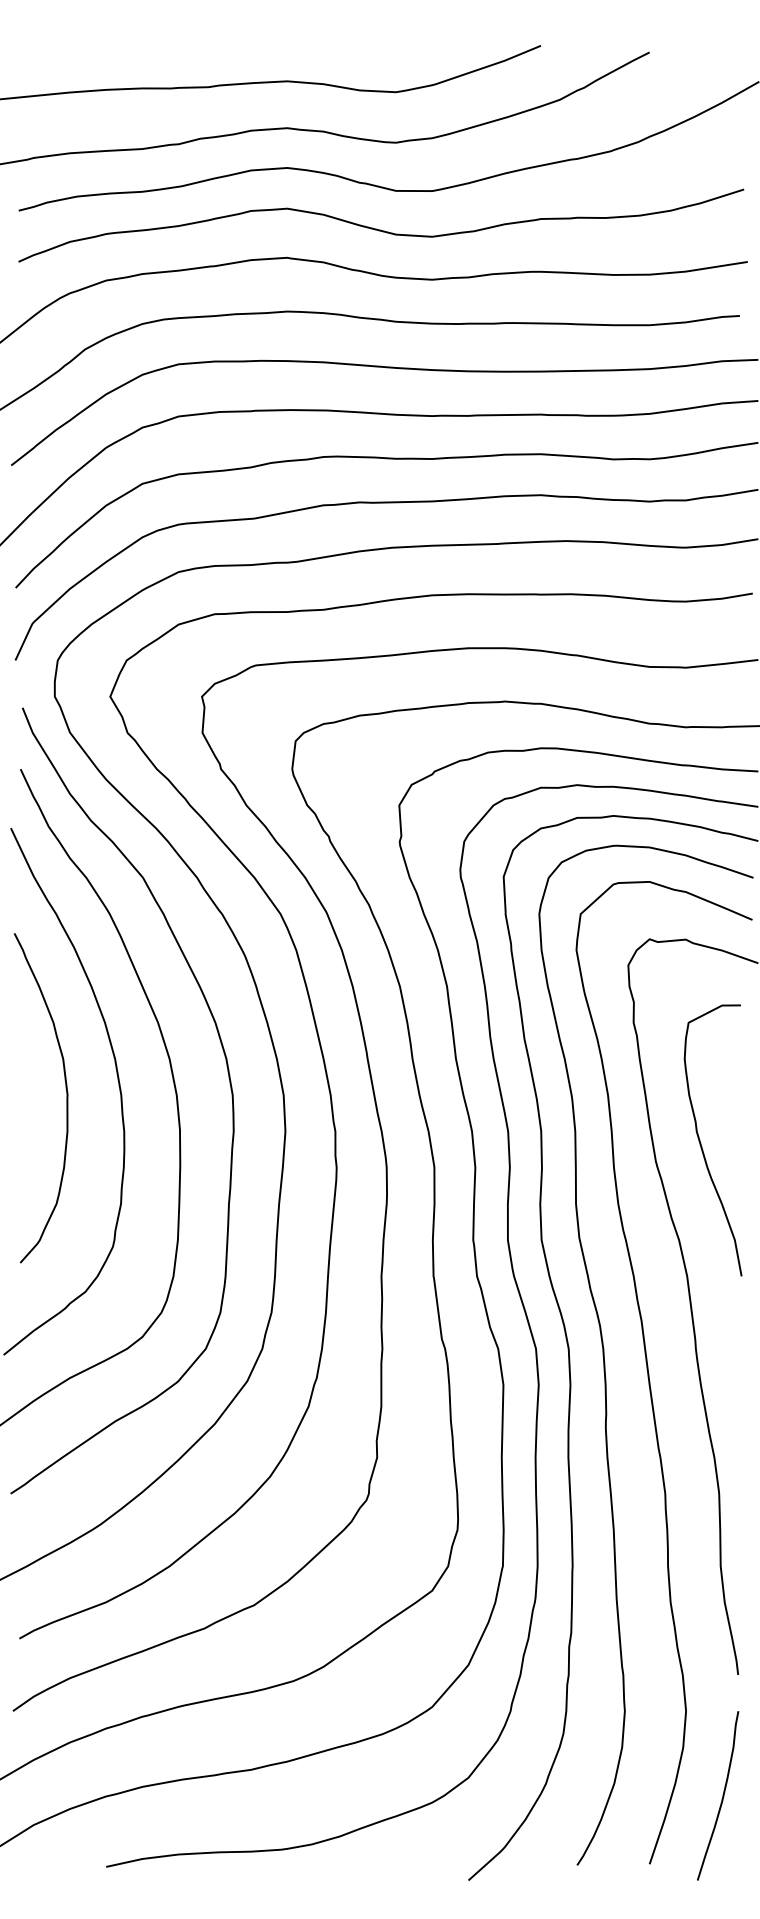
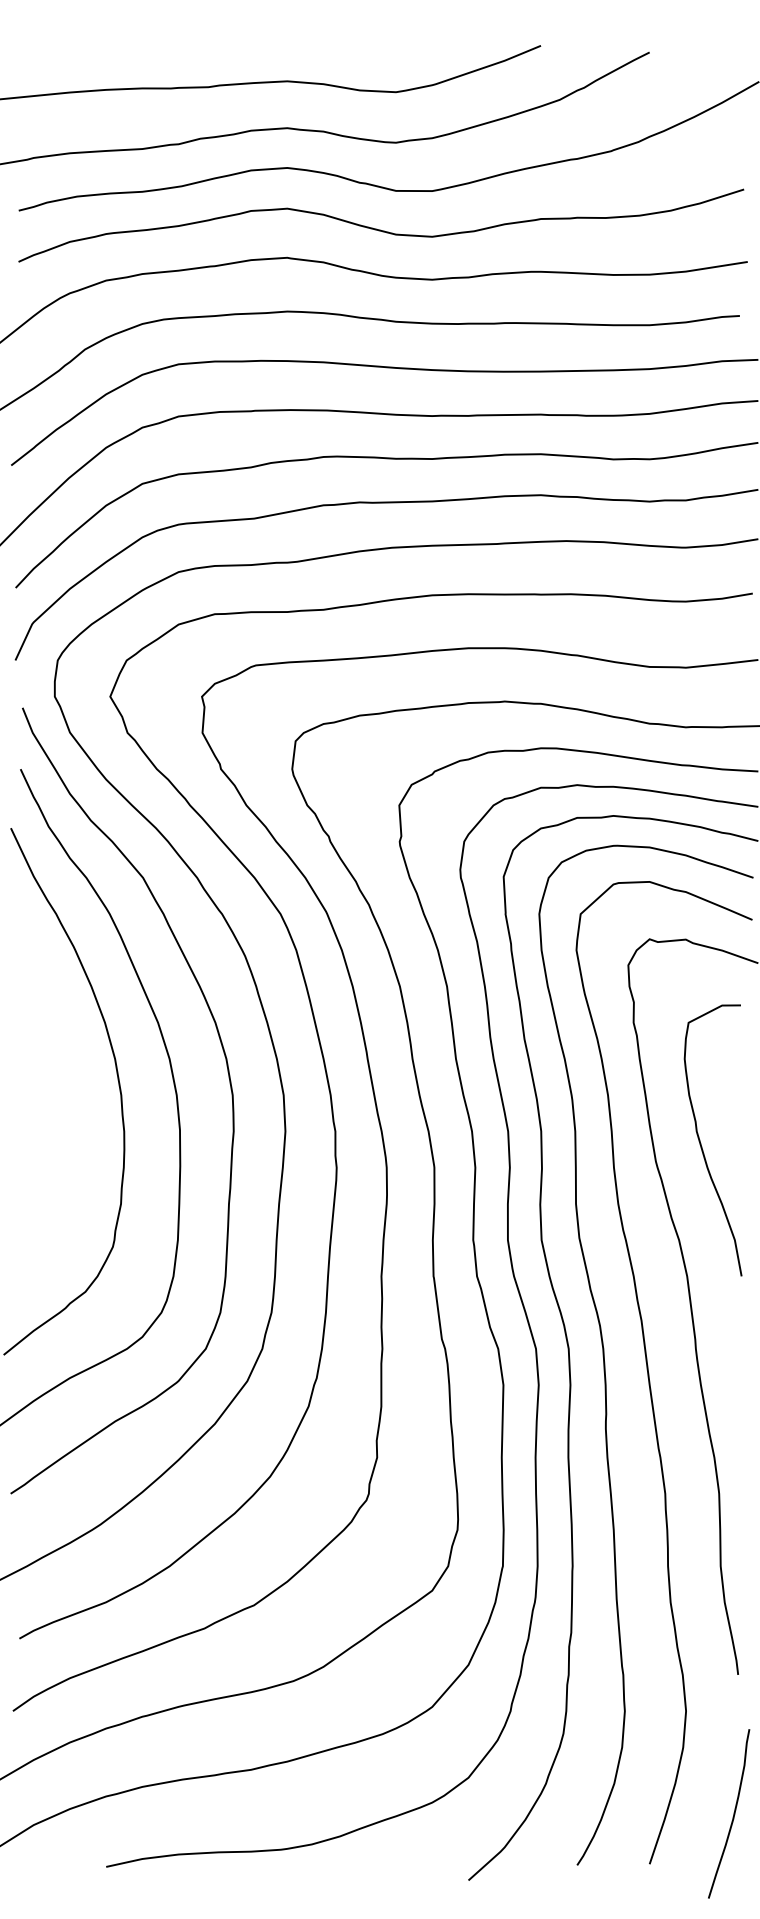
curve: present -> none (66, 1098)
curve position: (722, 1795) -> (733, 1813) (733, 1813)
